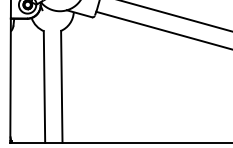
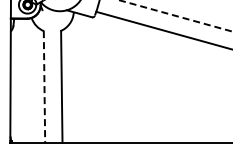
line: solid -> dashed (176, 15)
line: solid -> dashed (44, 87)
